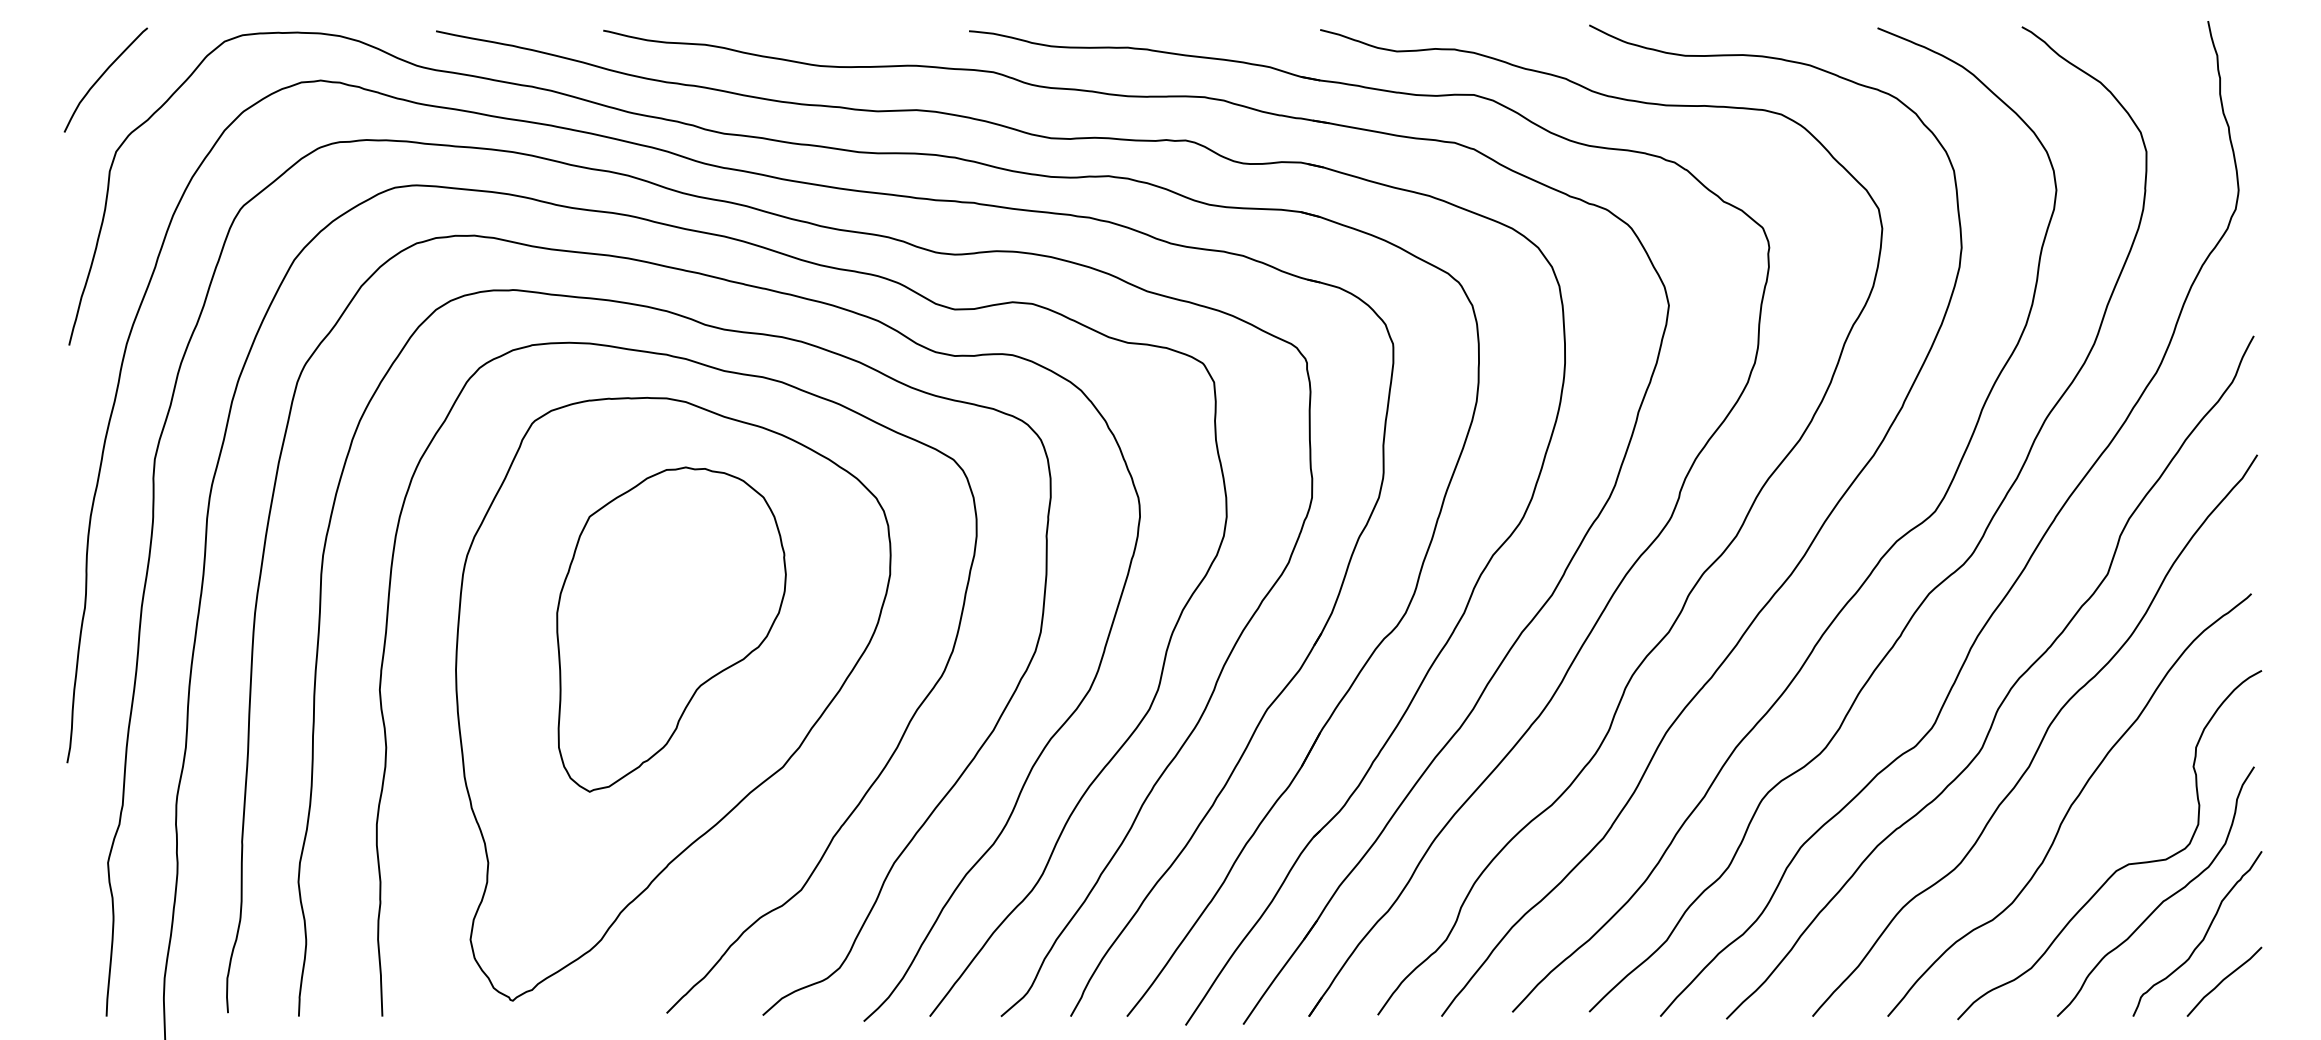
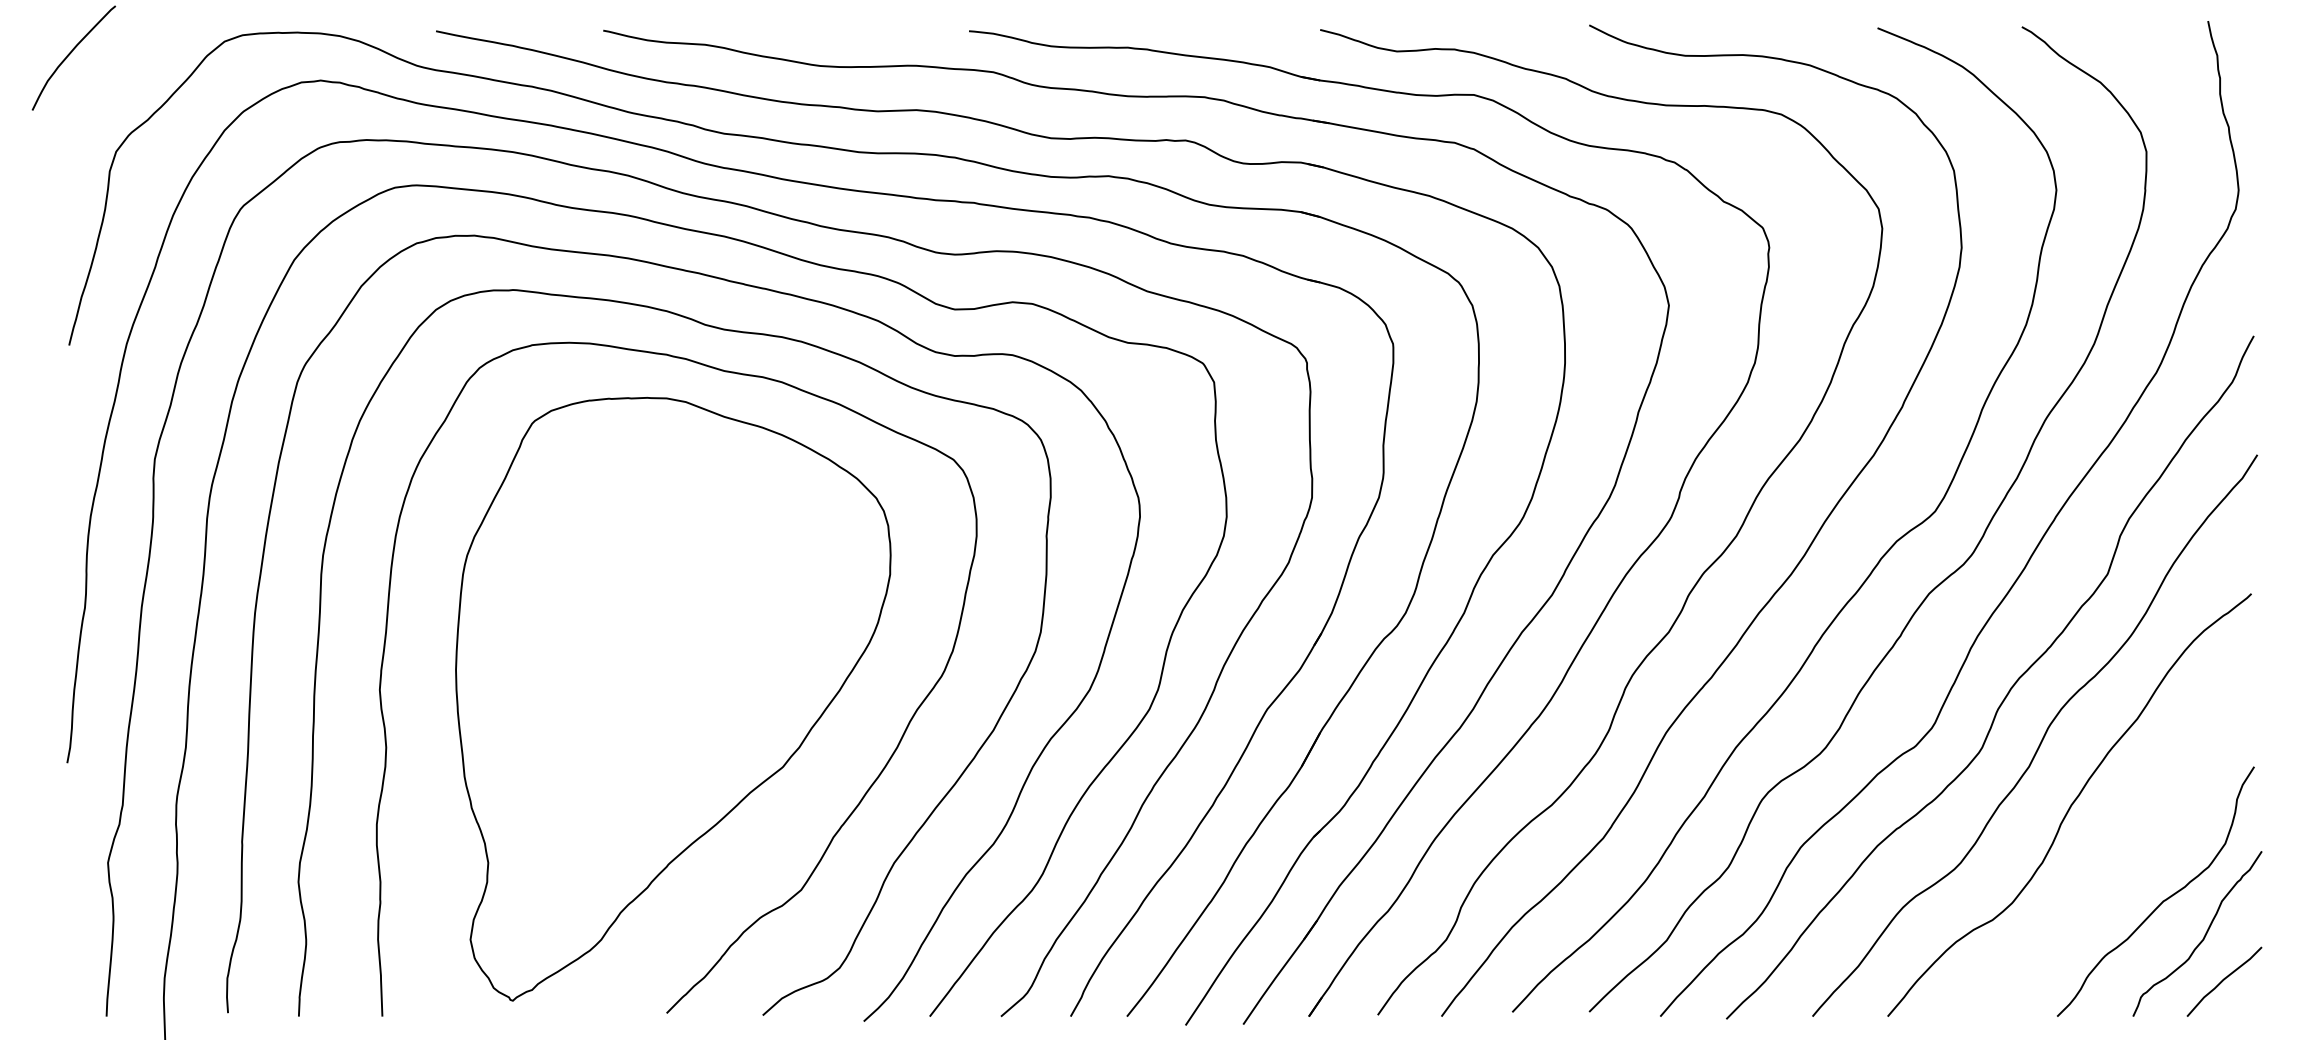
curve position: (102, 76) -> (70, 54) (70, 54)
part: present -> none (671, 629)
curve: present -> none (2120, 867)
